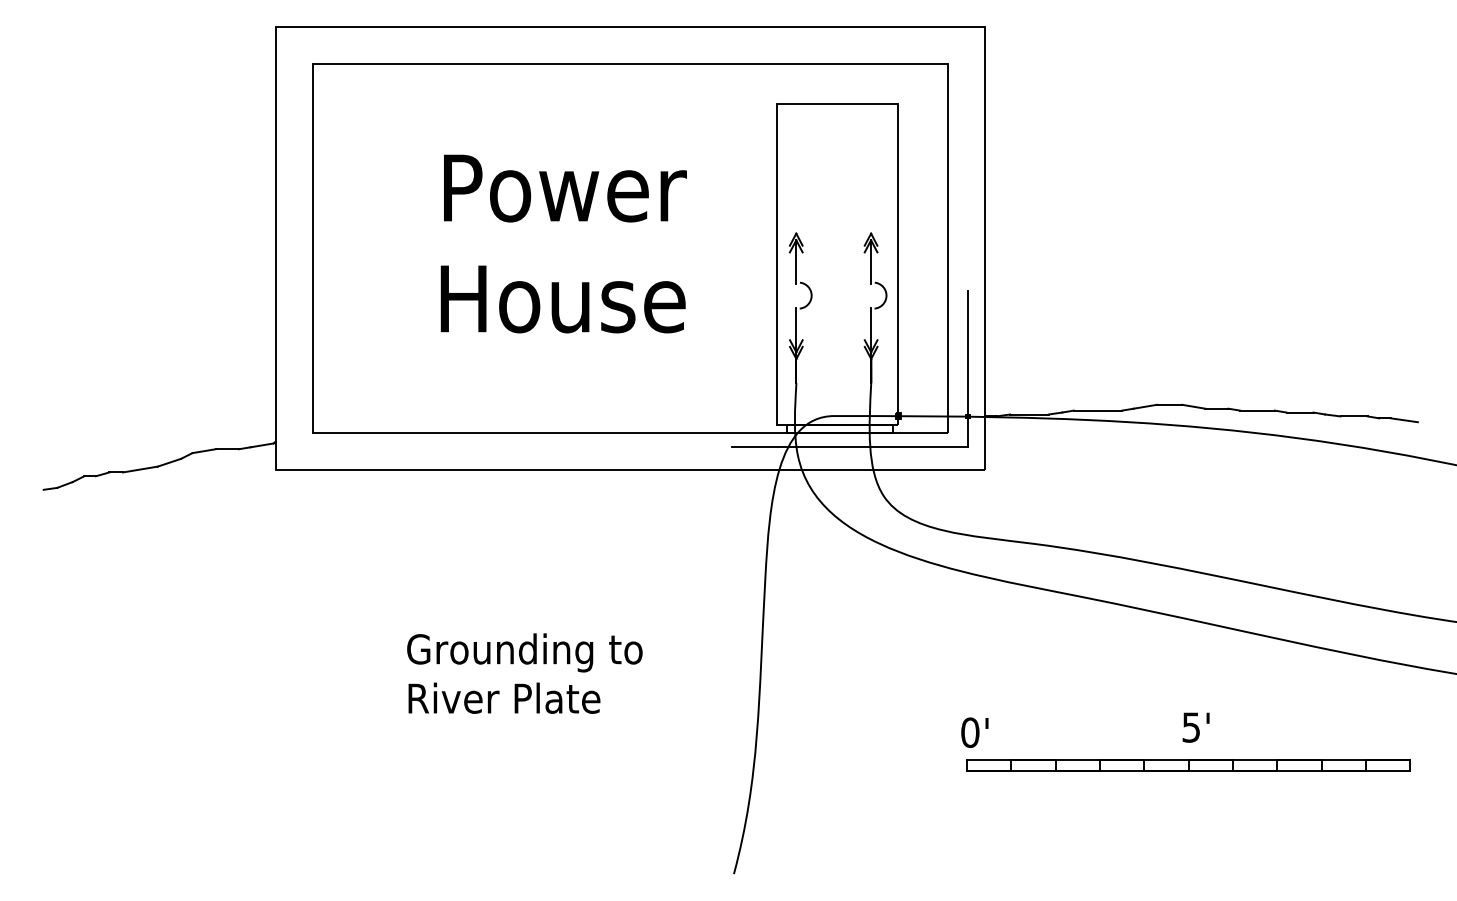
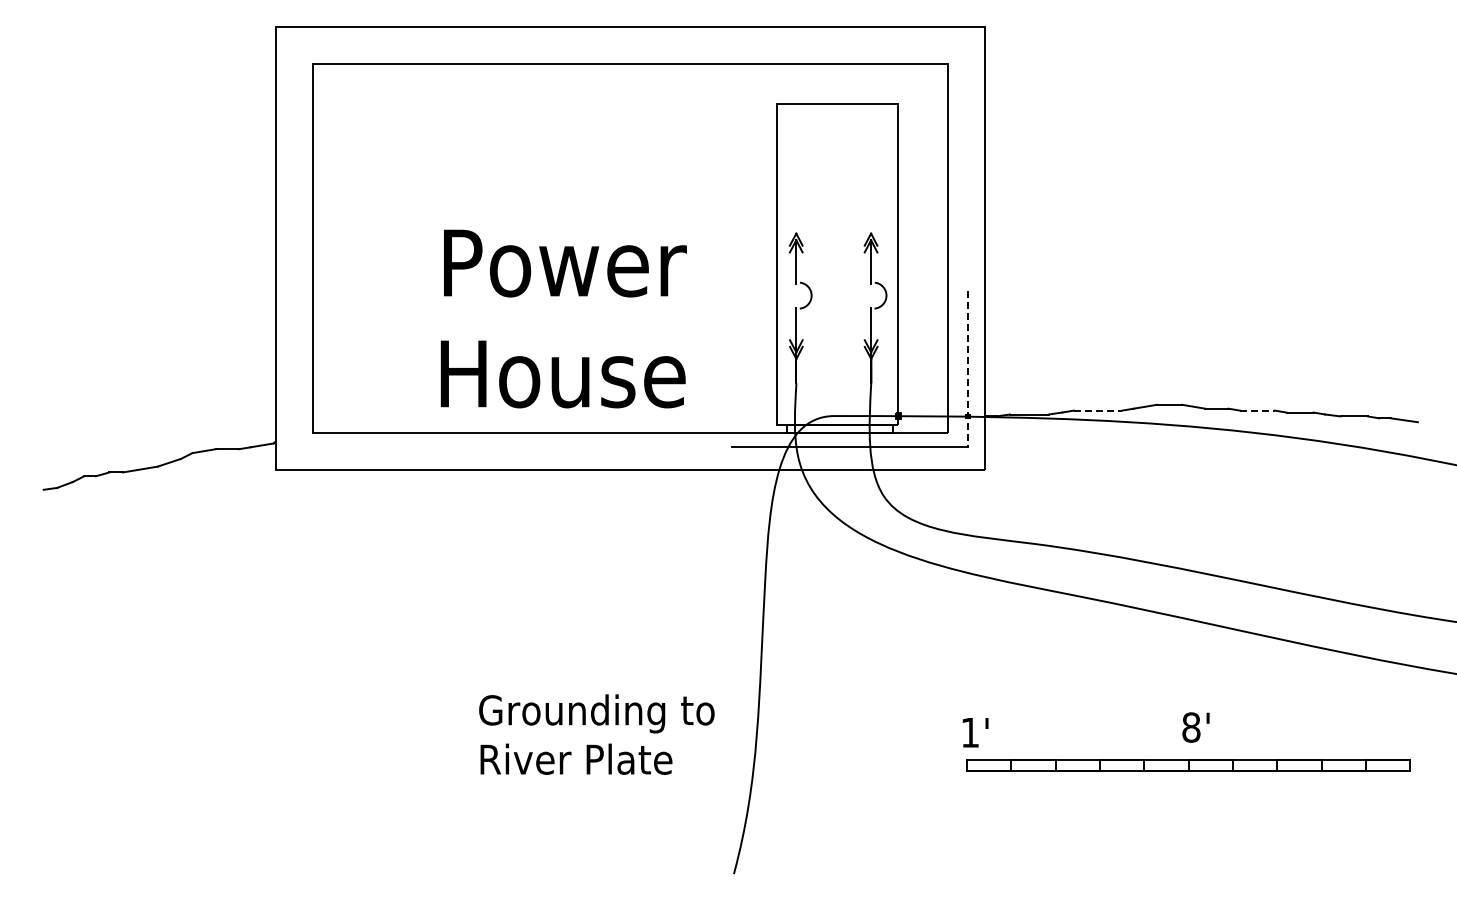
text position: (563, 243) -> (563, 318) (563, 318)
line: solid -> dashed (967, 369)
line: solid -> dashed (1098, 410)
line: solid -> dashed (1257, 410)
text position: (524, 673) -> (596, 734) (596, 734)
text: 5' -> 8' (1191, 727)
text: 0' -> 1' (970, 732)
